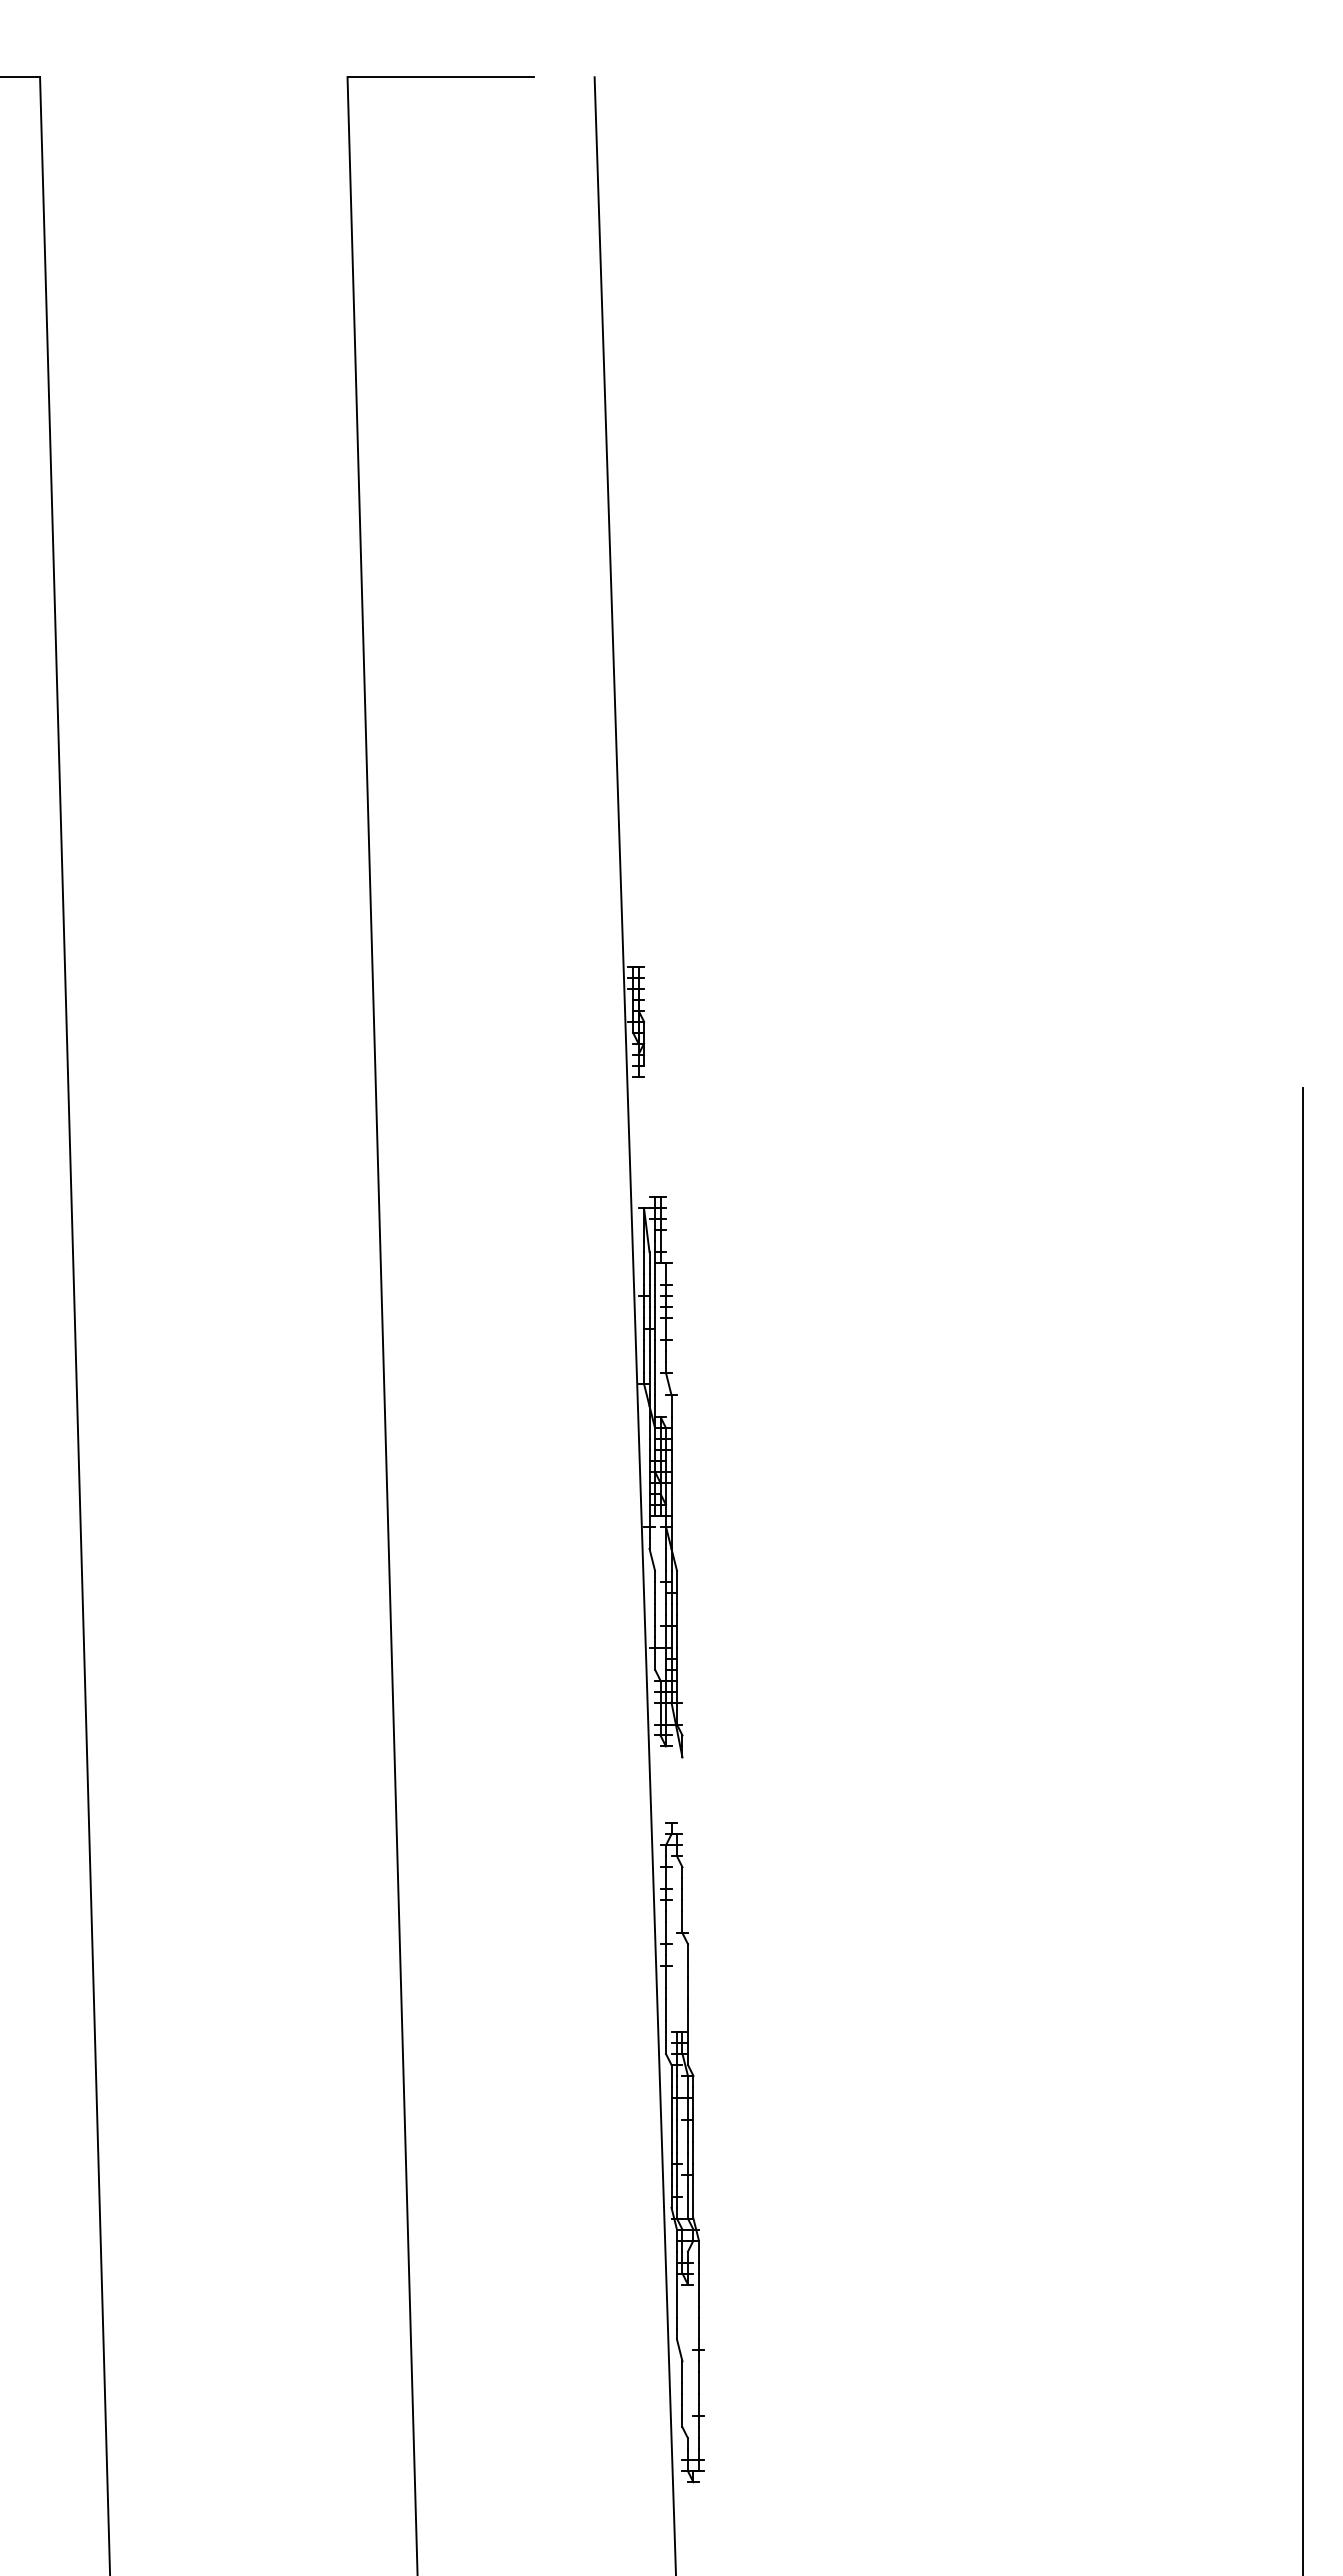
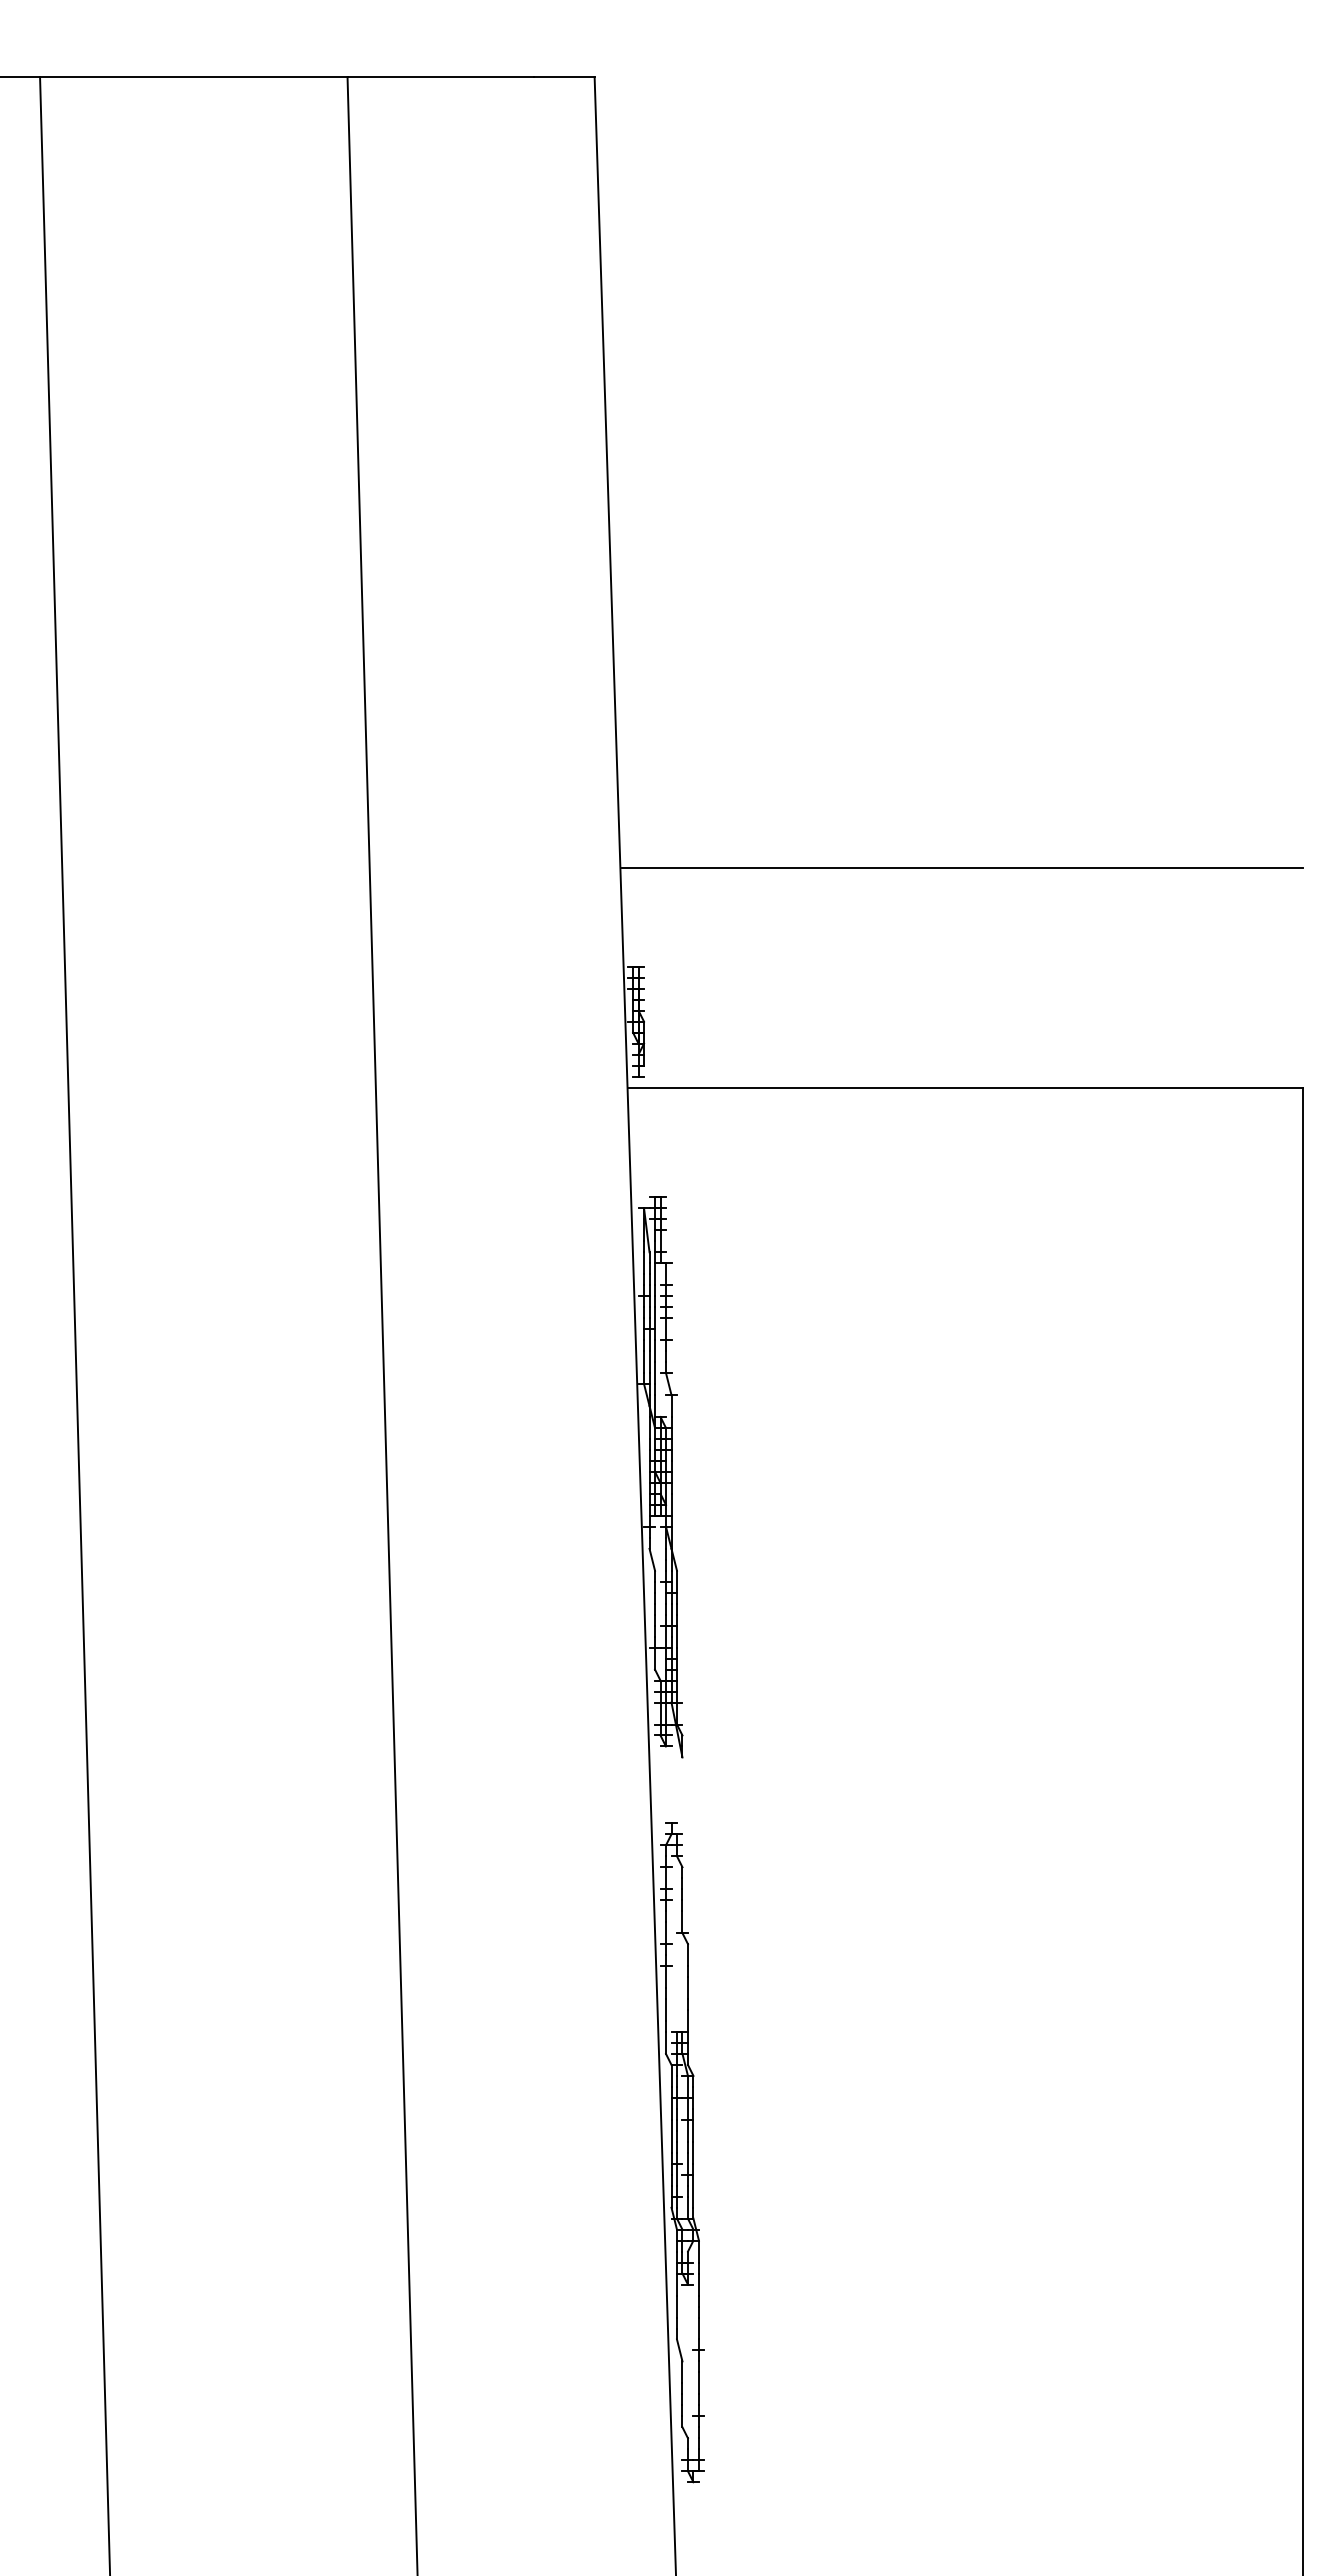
line: none -> present (193, 77)
line: none -> present (564, 77)
line: none -> present (962, 867)
line: none -> present (964, 1087)
